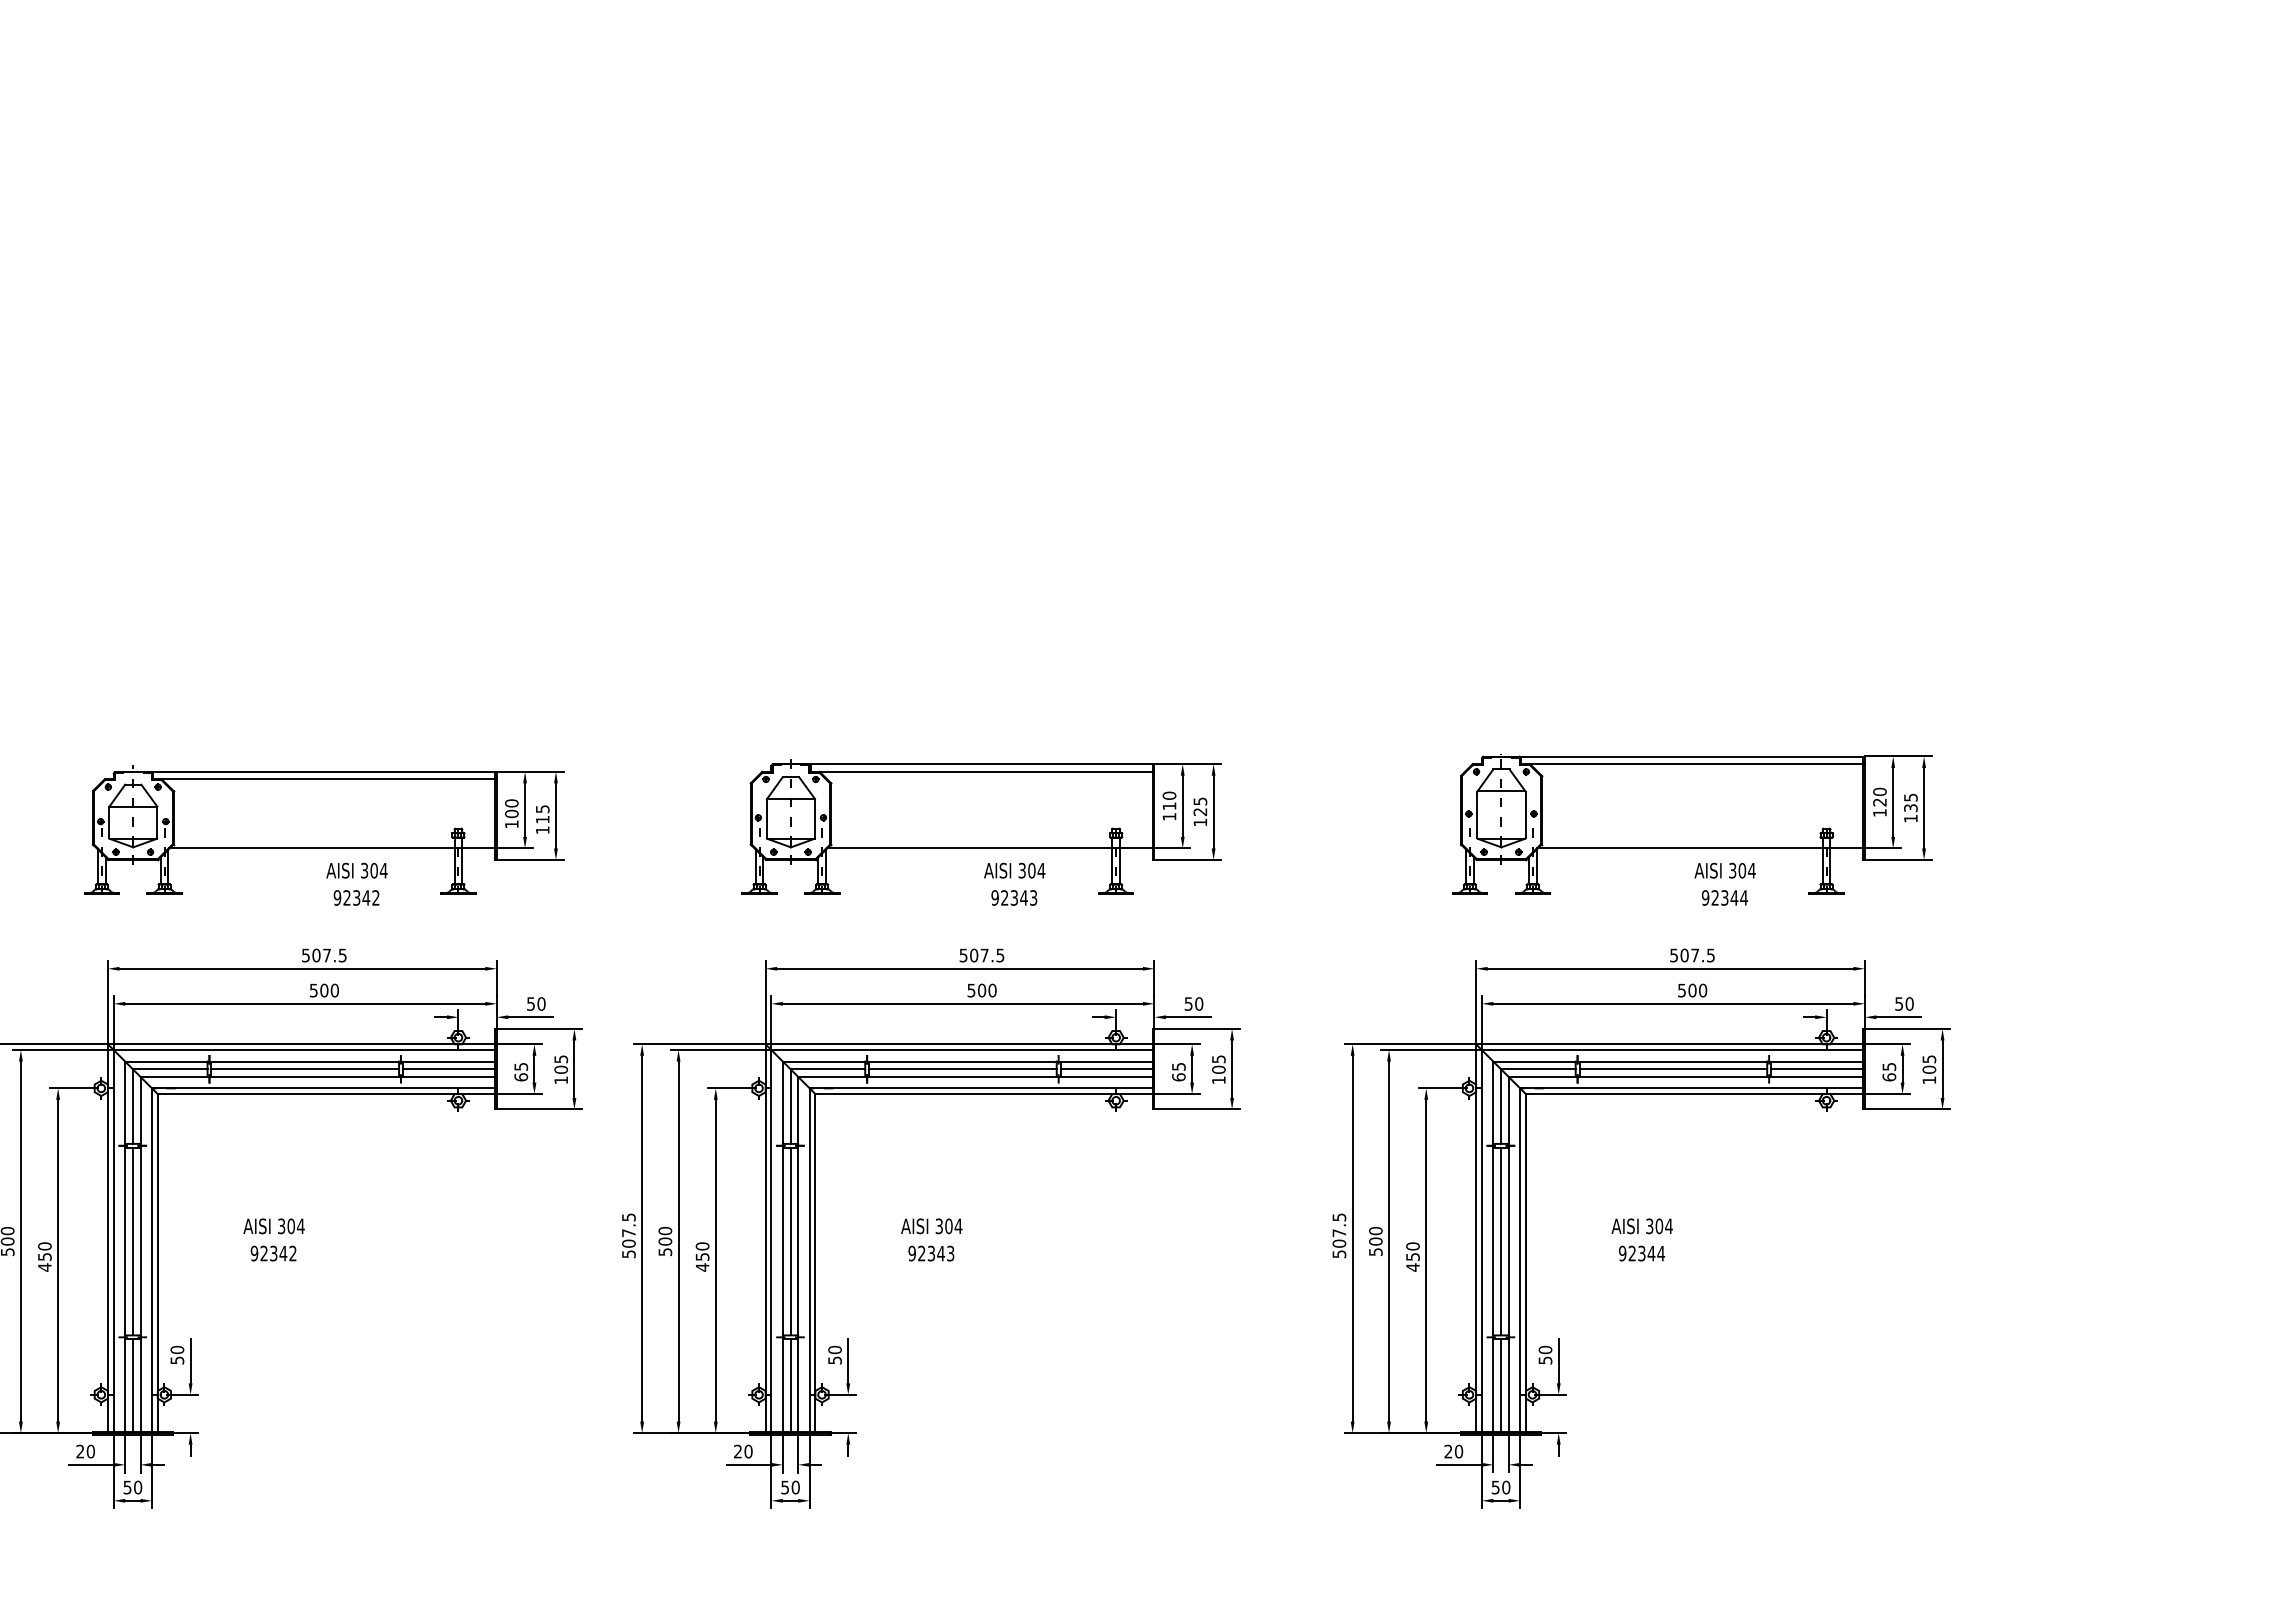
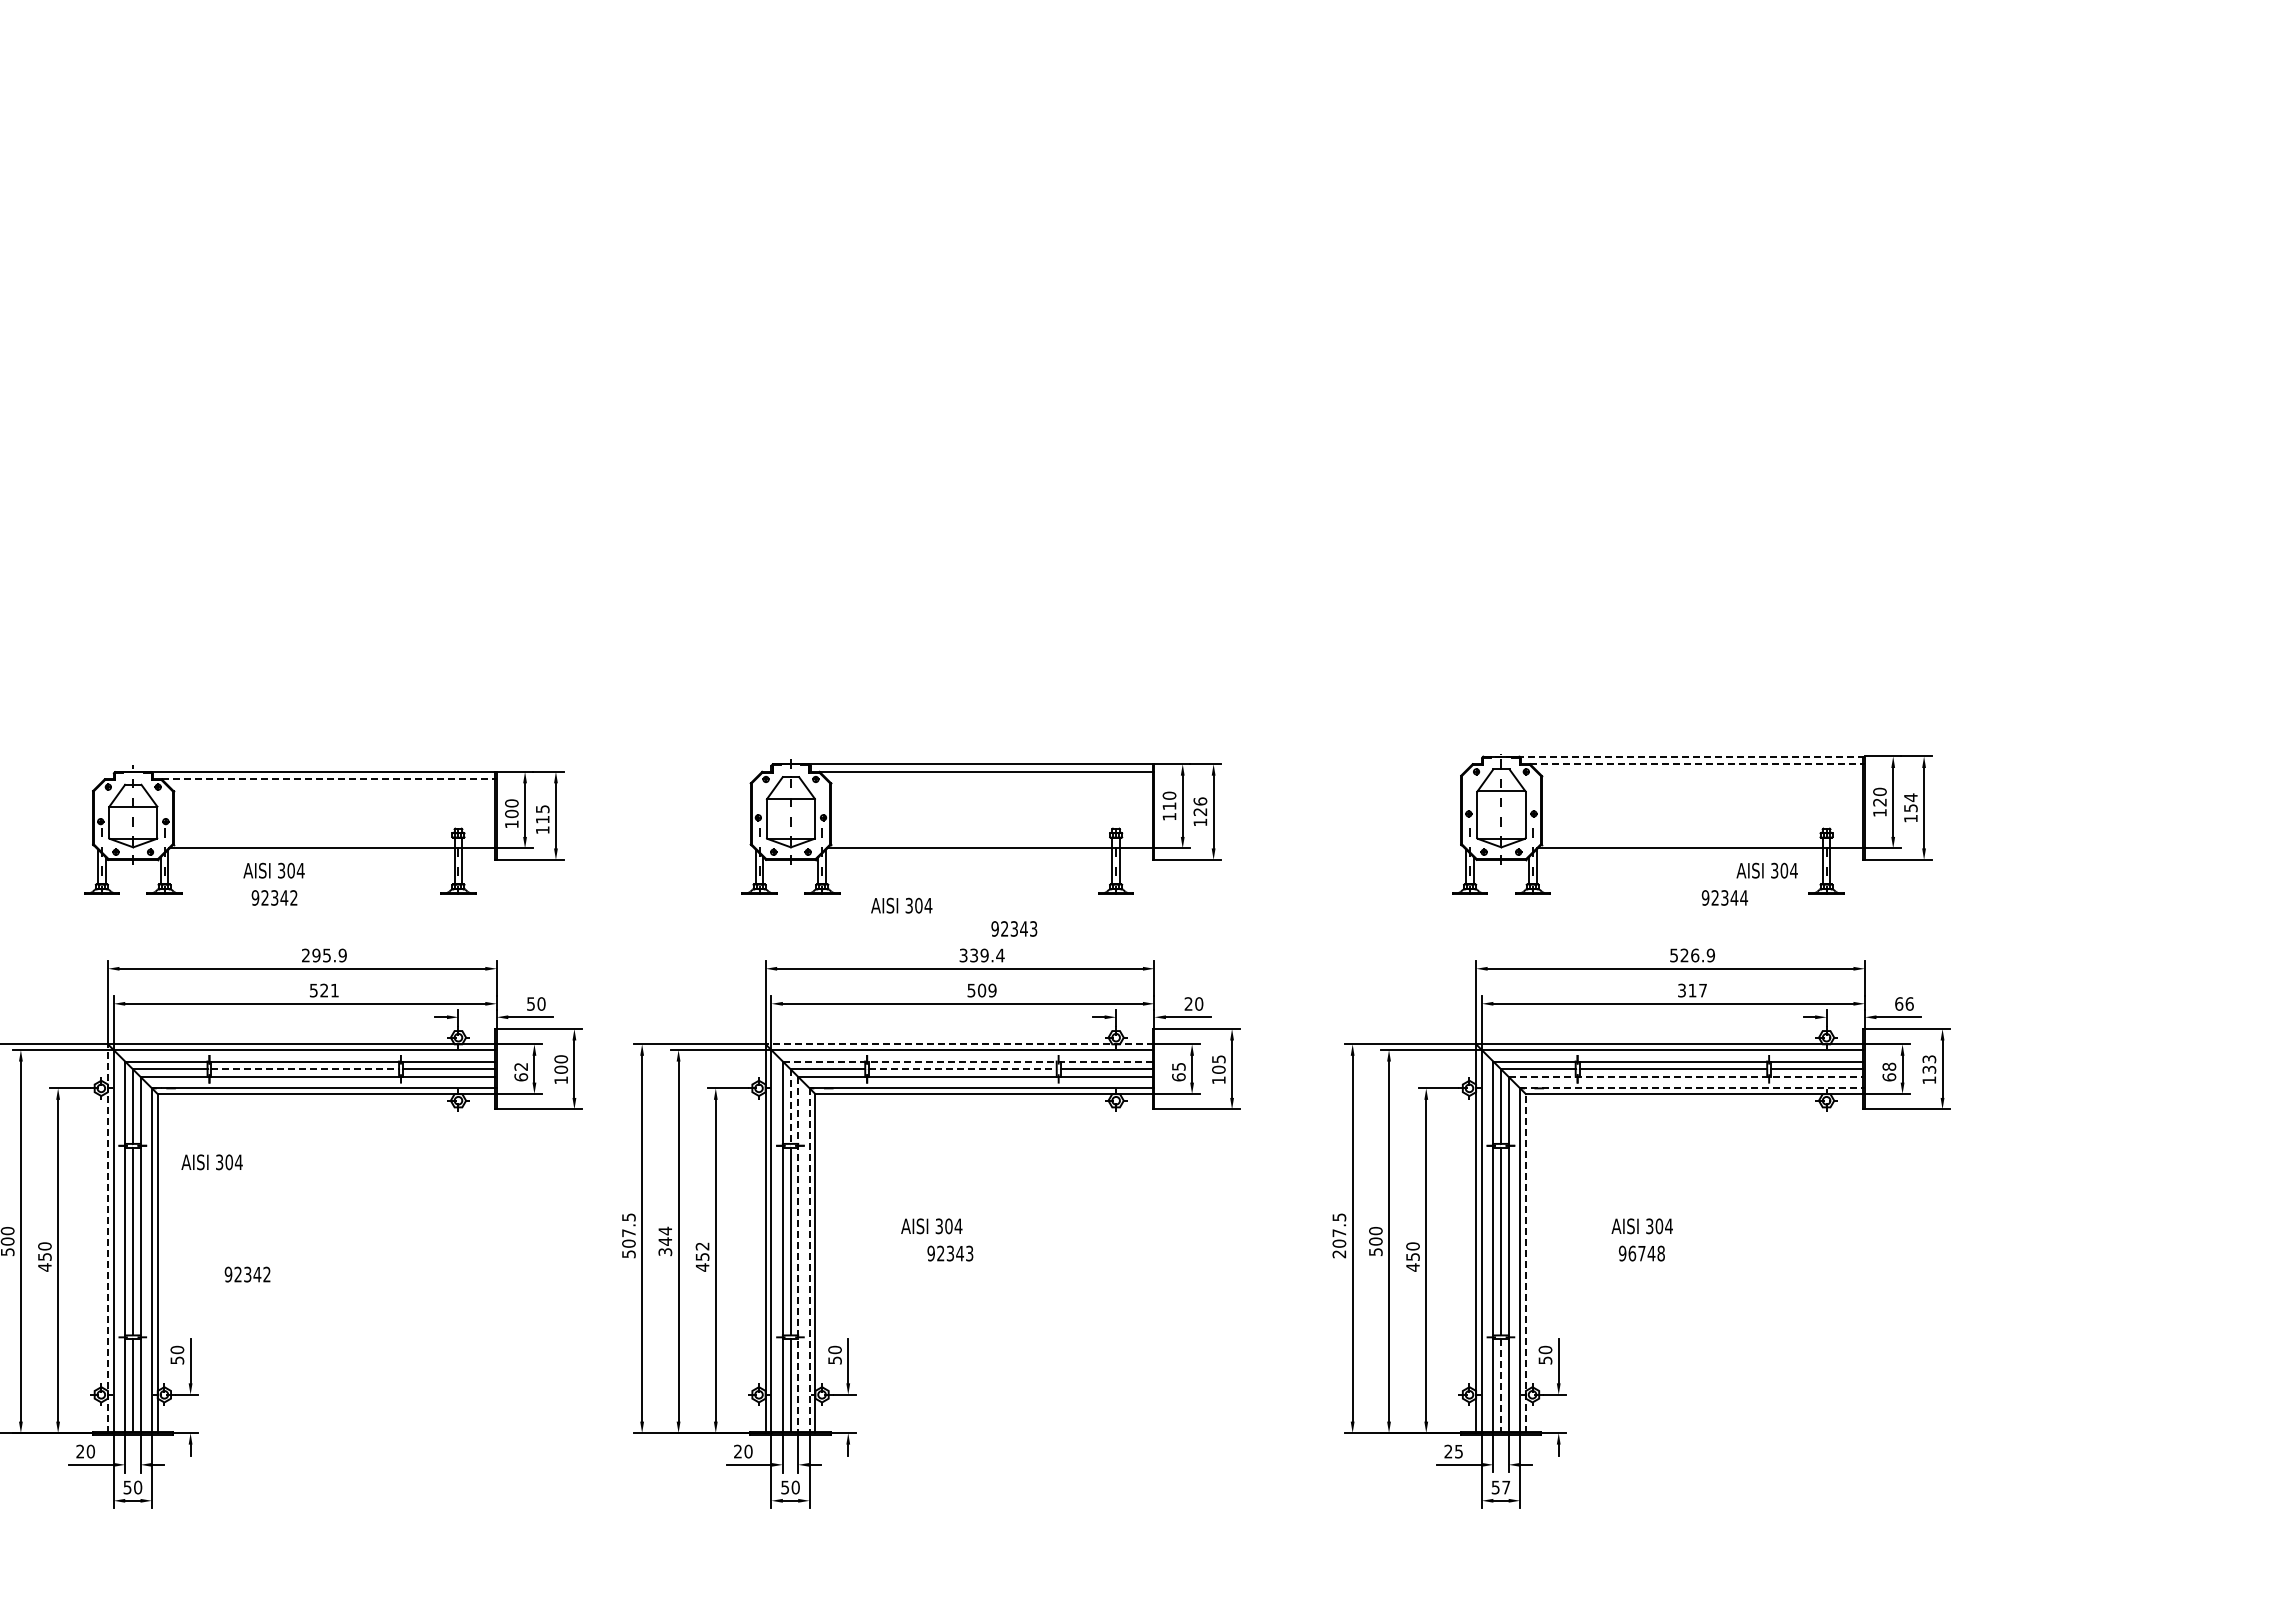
line: solid -> dashed (1673, 756)
line: solid -> dashed (1698, 764)
line: solid -> dashed (329, 779)
text: 125 -> 126 (1200, 801)
text: 135 -> 154 (1910, 802)
text position: (356, 870) -> (273, 870) (273, 870)
text position: (1014, 870) -> (901, 905) (901, 905)
text position: (1724, 870) -> (1766, 870) (1766, 870)
text position: (356, 897) -> (274, 897) (274, 897)
text position: (1014, 897) -> (1014, 928) (1014, 928)
text: 507.5 -> 295.9 (324, 955)
text: 507.5 -> 339.4 (982, 955)
text: 507.5 -> 526.9 (1697, 955)
text: 500 -> 521 (329, 990)
text: 500 -> 509 (992, 990)
text: 500 -> 317 (1692, 990)
text: 50 -> 20 (1188, 1003)
text: 50 -> 66 (1904, 1003)
line: solid -> dashed (959, 1044)
text: 105 -> 100 (561, 1059)
line: solid -> dashed (968, 1061)
text: 105 -> 133 (1929, 1064)
text: 65 -> 62 (521, 1066)
text: 65 -> 68 (1889, 1066)
line: solid -> dashed (305, 1069)
line: solid -> dashed (962, 1069)
line: solid -> dashed (1686, 1076)
line: solid -> dashed (1693, 1088)
line: solid -> dashed (790, 1107)
text position: (273, 1226) -> (211, 1162) (211, 1162)
line: solid -> dashed (107, 1238)
text: 500 -> 344 (665, 1240)
text: 450 -> 452 (702, 1246)
text position: (273, 1253) -> (247, 1274) (247, 1274)
text position: (931, 1253) -> (950, 1253) (950, 1253)
text: 92344 -> 96748 (1646, 1253)
line: solid -> dashed (798, 1254)
text: 507.5 -> 207.5 (1339, 1254)
line: solid -> dashed (809, 1261)
line: solid -> dashed (1525, 1263)
line: solid -> dashed (1501, 1385)
text: 20 -> 25 (1458, 1451)
text: 50 -> 57 (1506, 1487)
